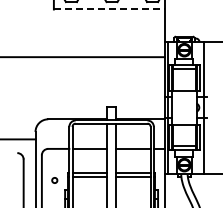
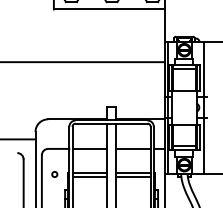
line: dashed -> solid (109, 9)
line position: (83, 57) -> (83, 62) (83, 62)
circle position: (54, 180) -> (54, 174) (54, 174)
